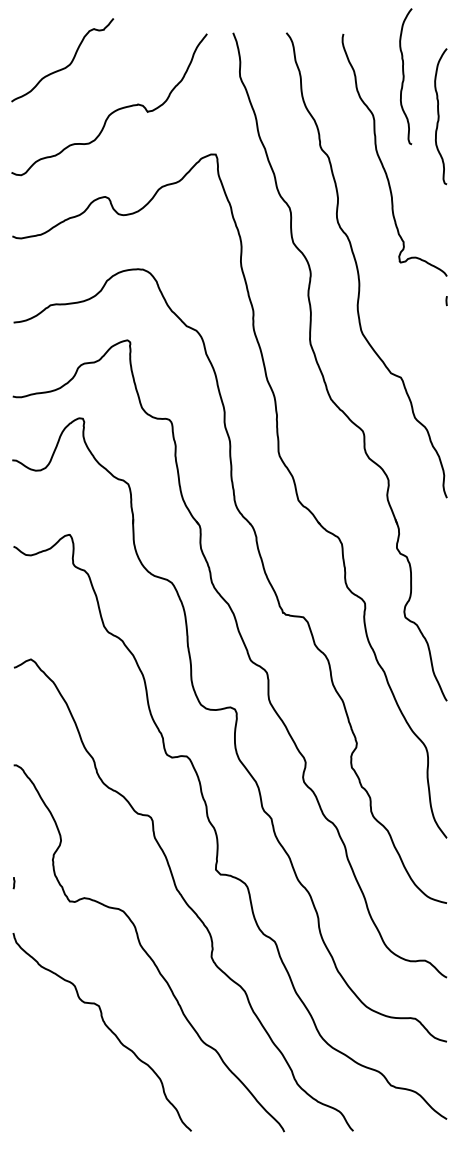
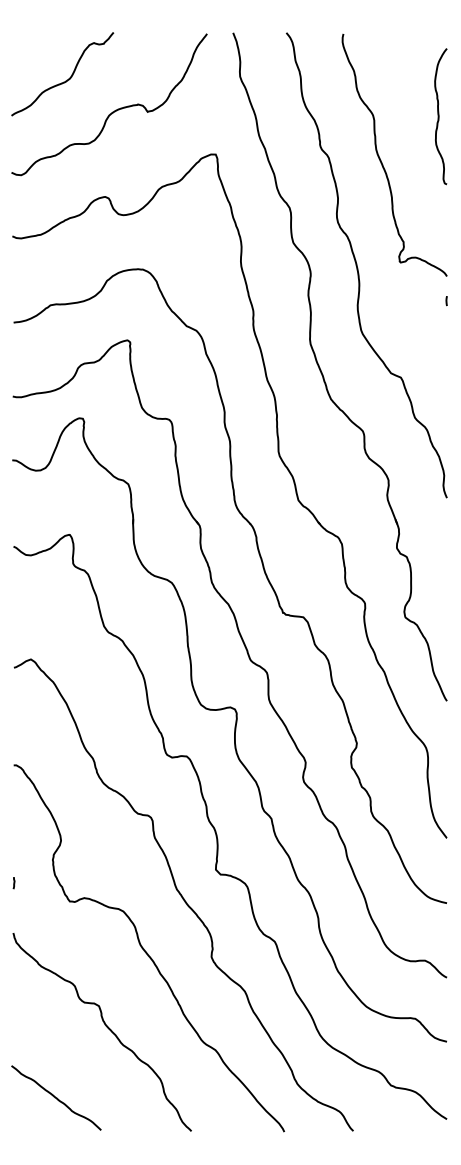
curve position: (65, 66) -> (65, 80) (65, 80)
curve: present -> none (404, 76)
curve: none -> present (56, 1097)
